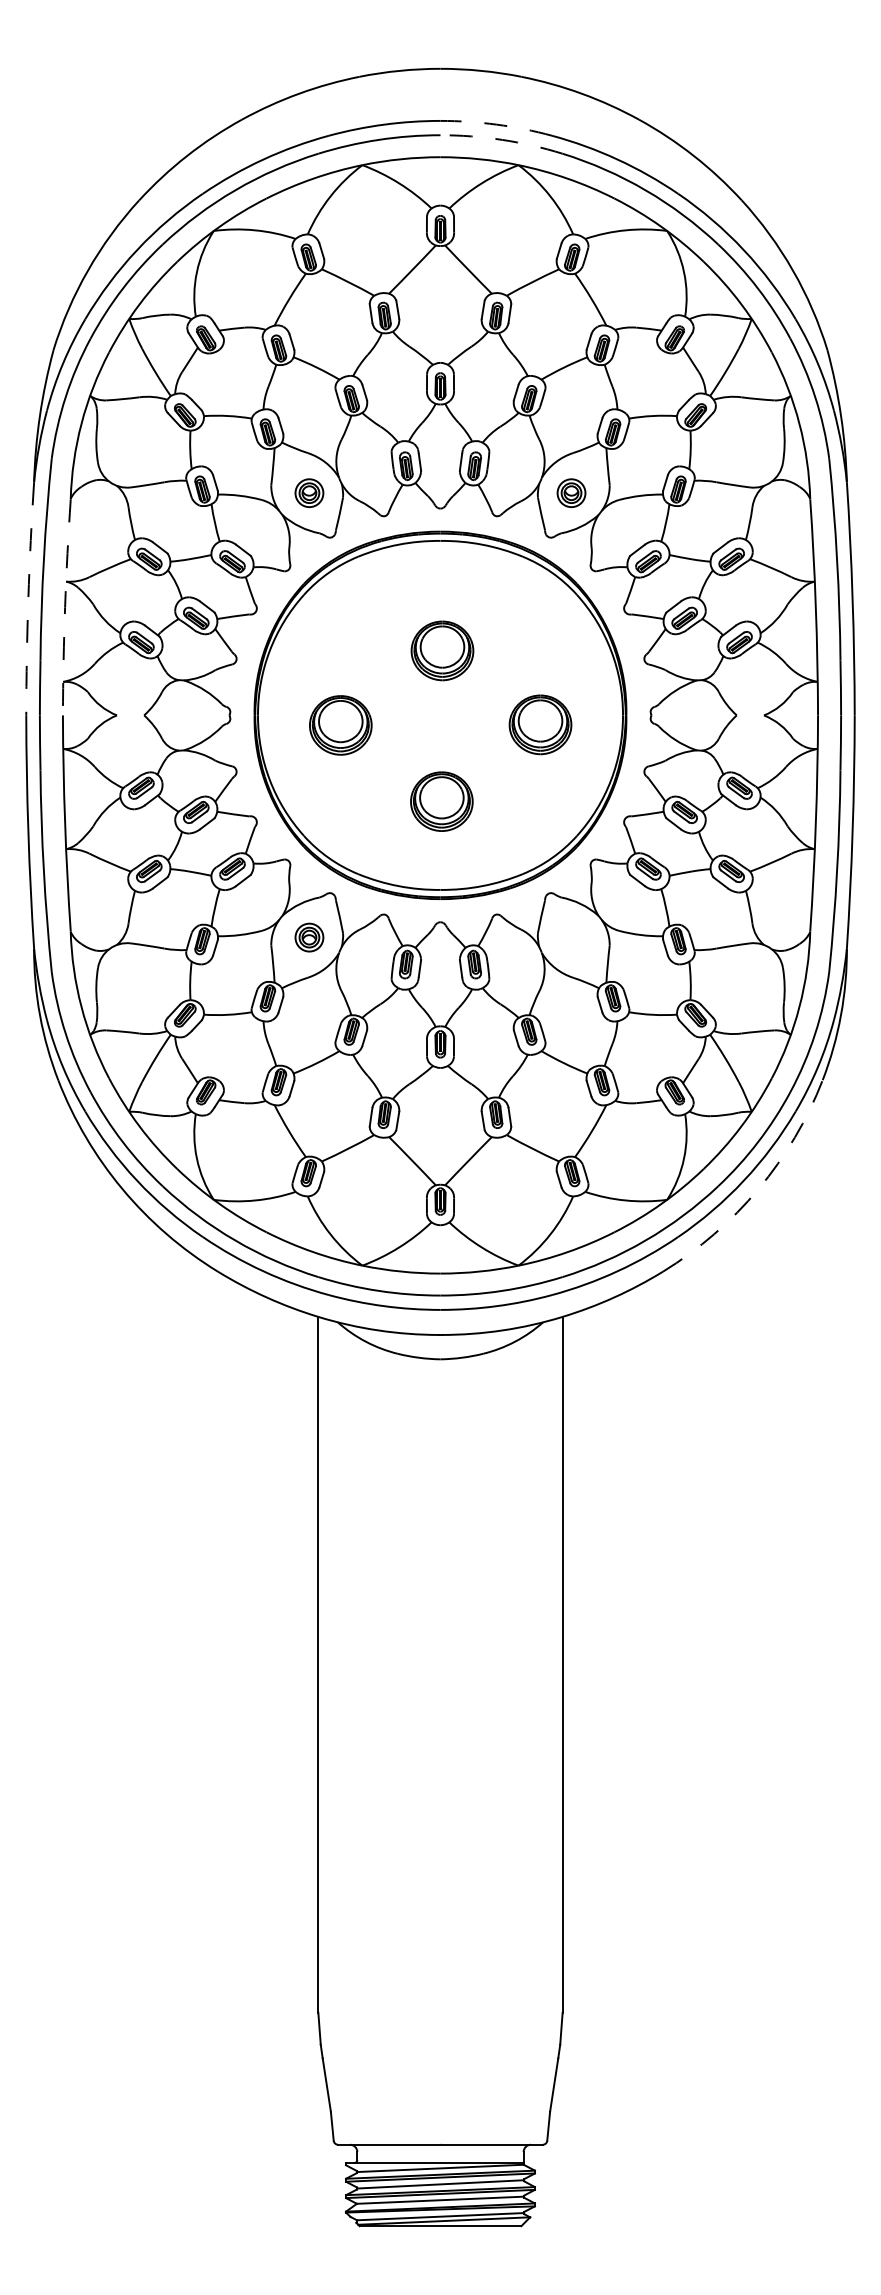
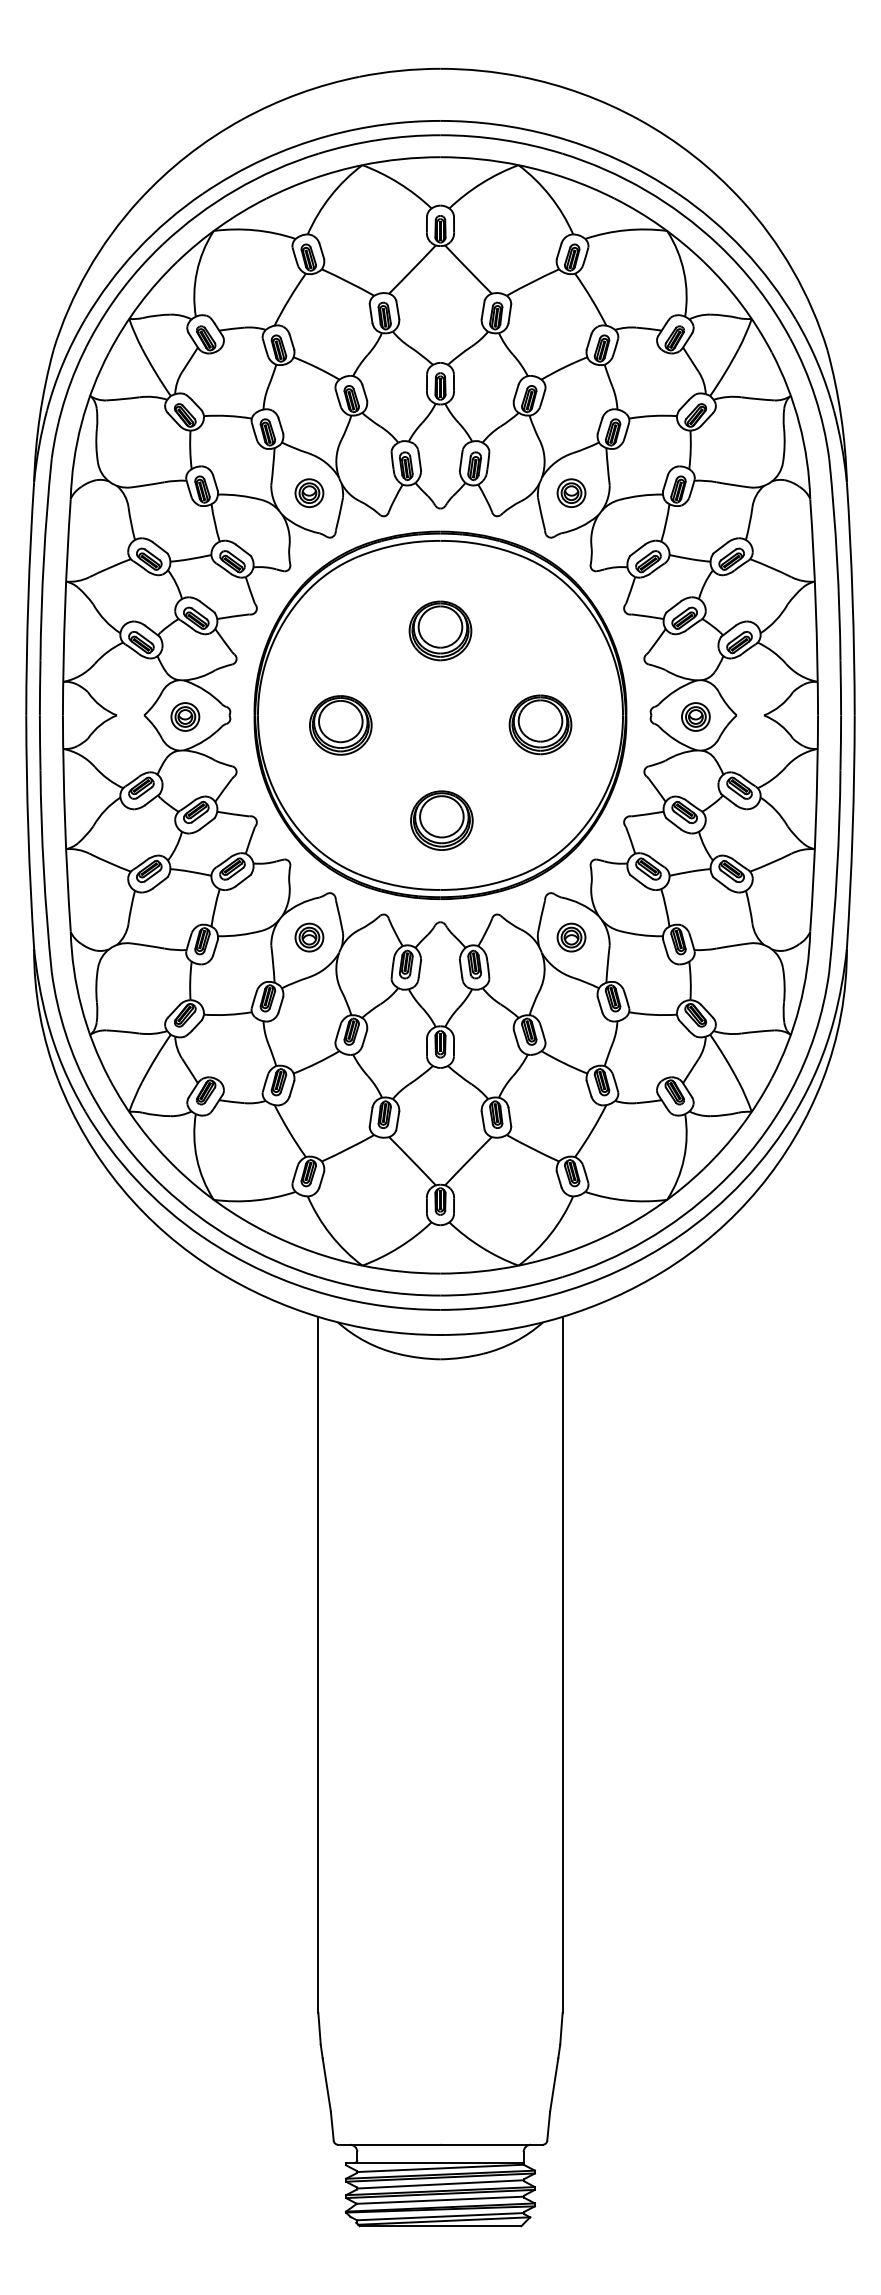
arc: dashed -> solid (496, 124)
arc: dashed -> solid (502, 139)
arc: dashed -> solid (28, 598)
arc: dashed -> solid (65, 607)
part position: (442, 650) -> (440, 630) (440, 630)
part: none -> present (185, 716)
part: none -> present (695, 716)
part position: (441, 801) -> (441, 820) (441, 820)
part: none -> present (571, 937)
arc: dashed -> solid (758, 1189)
